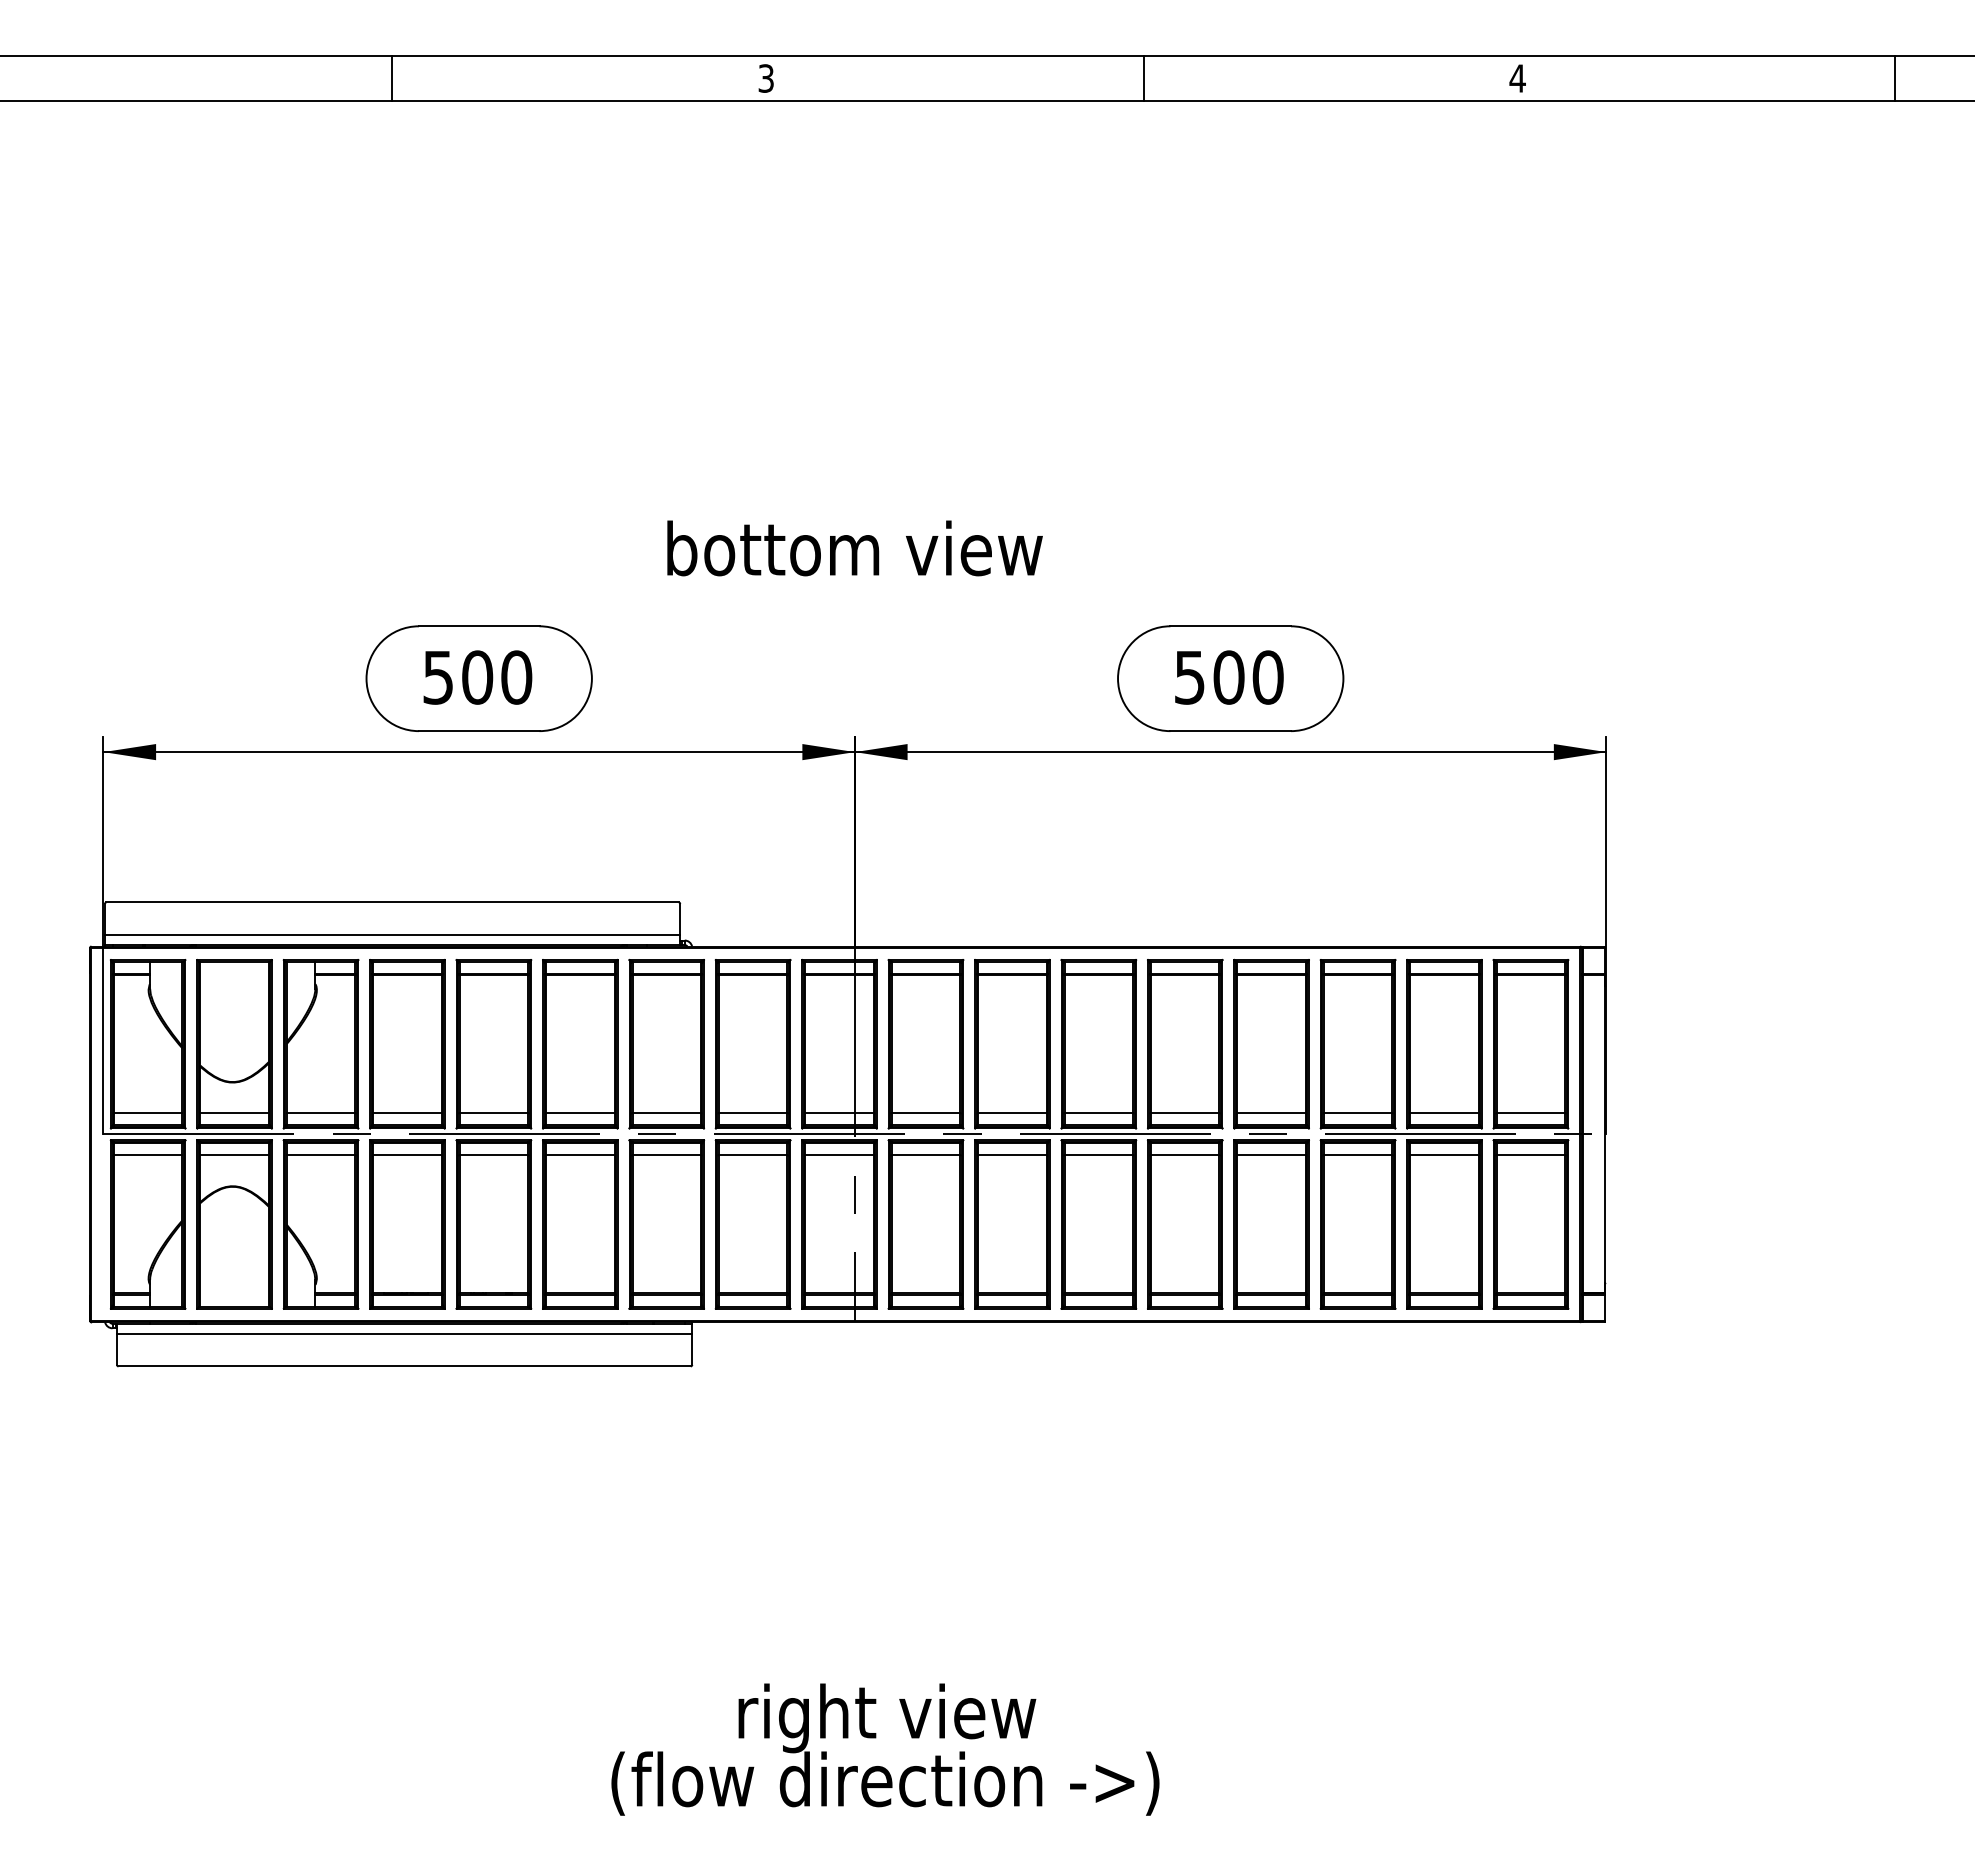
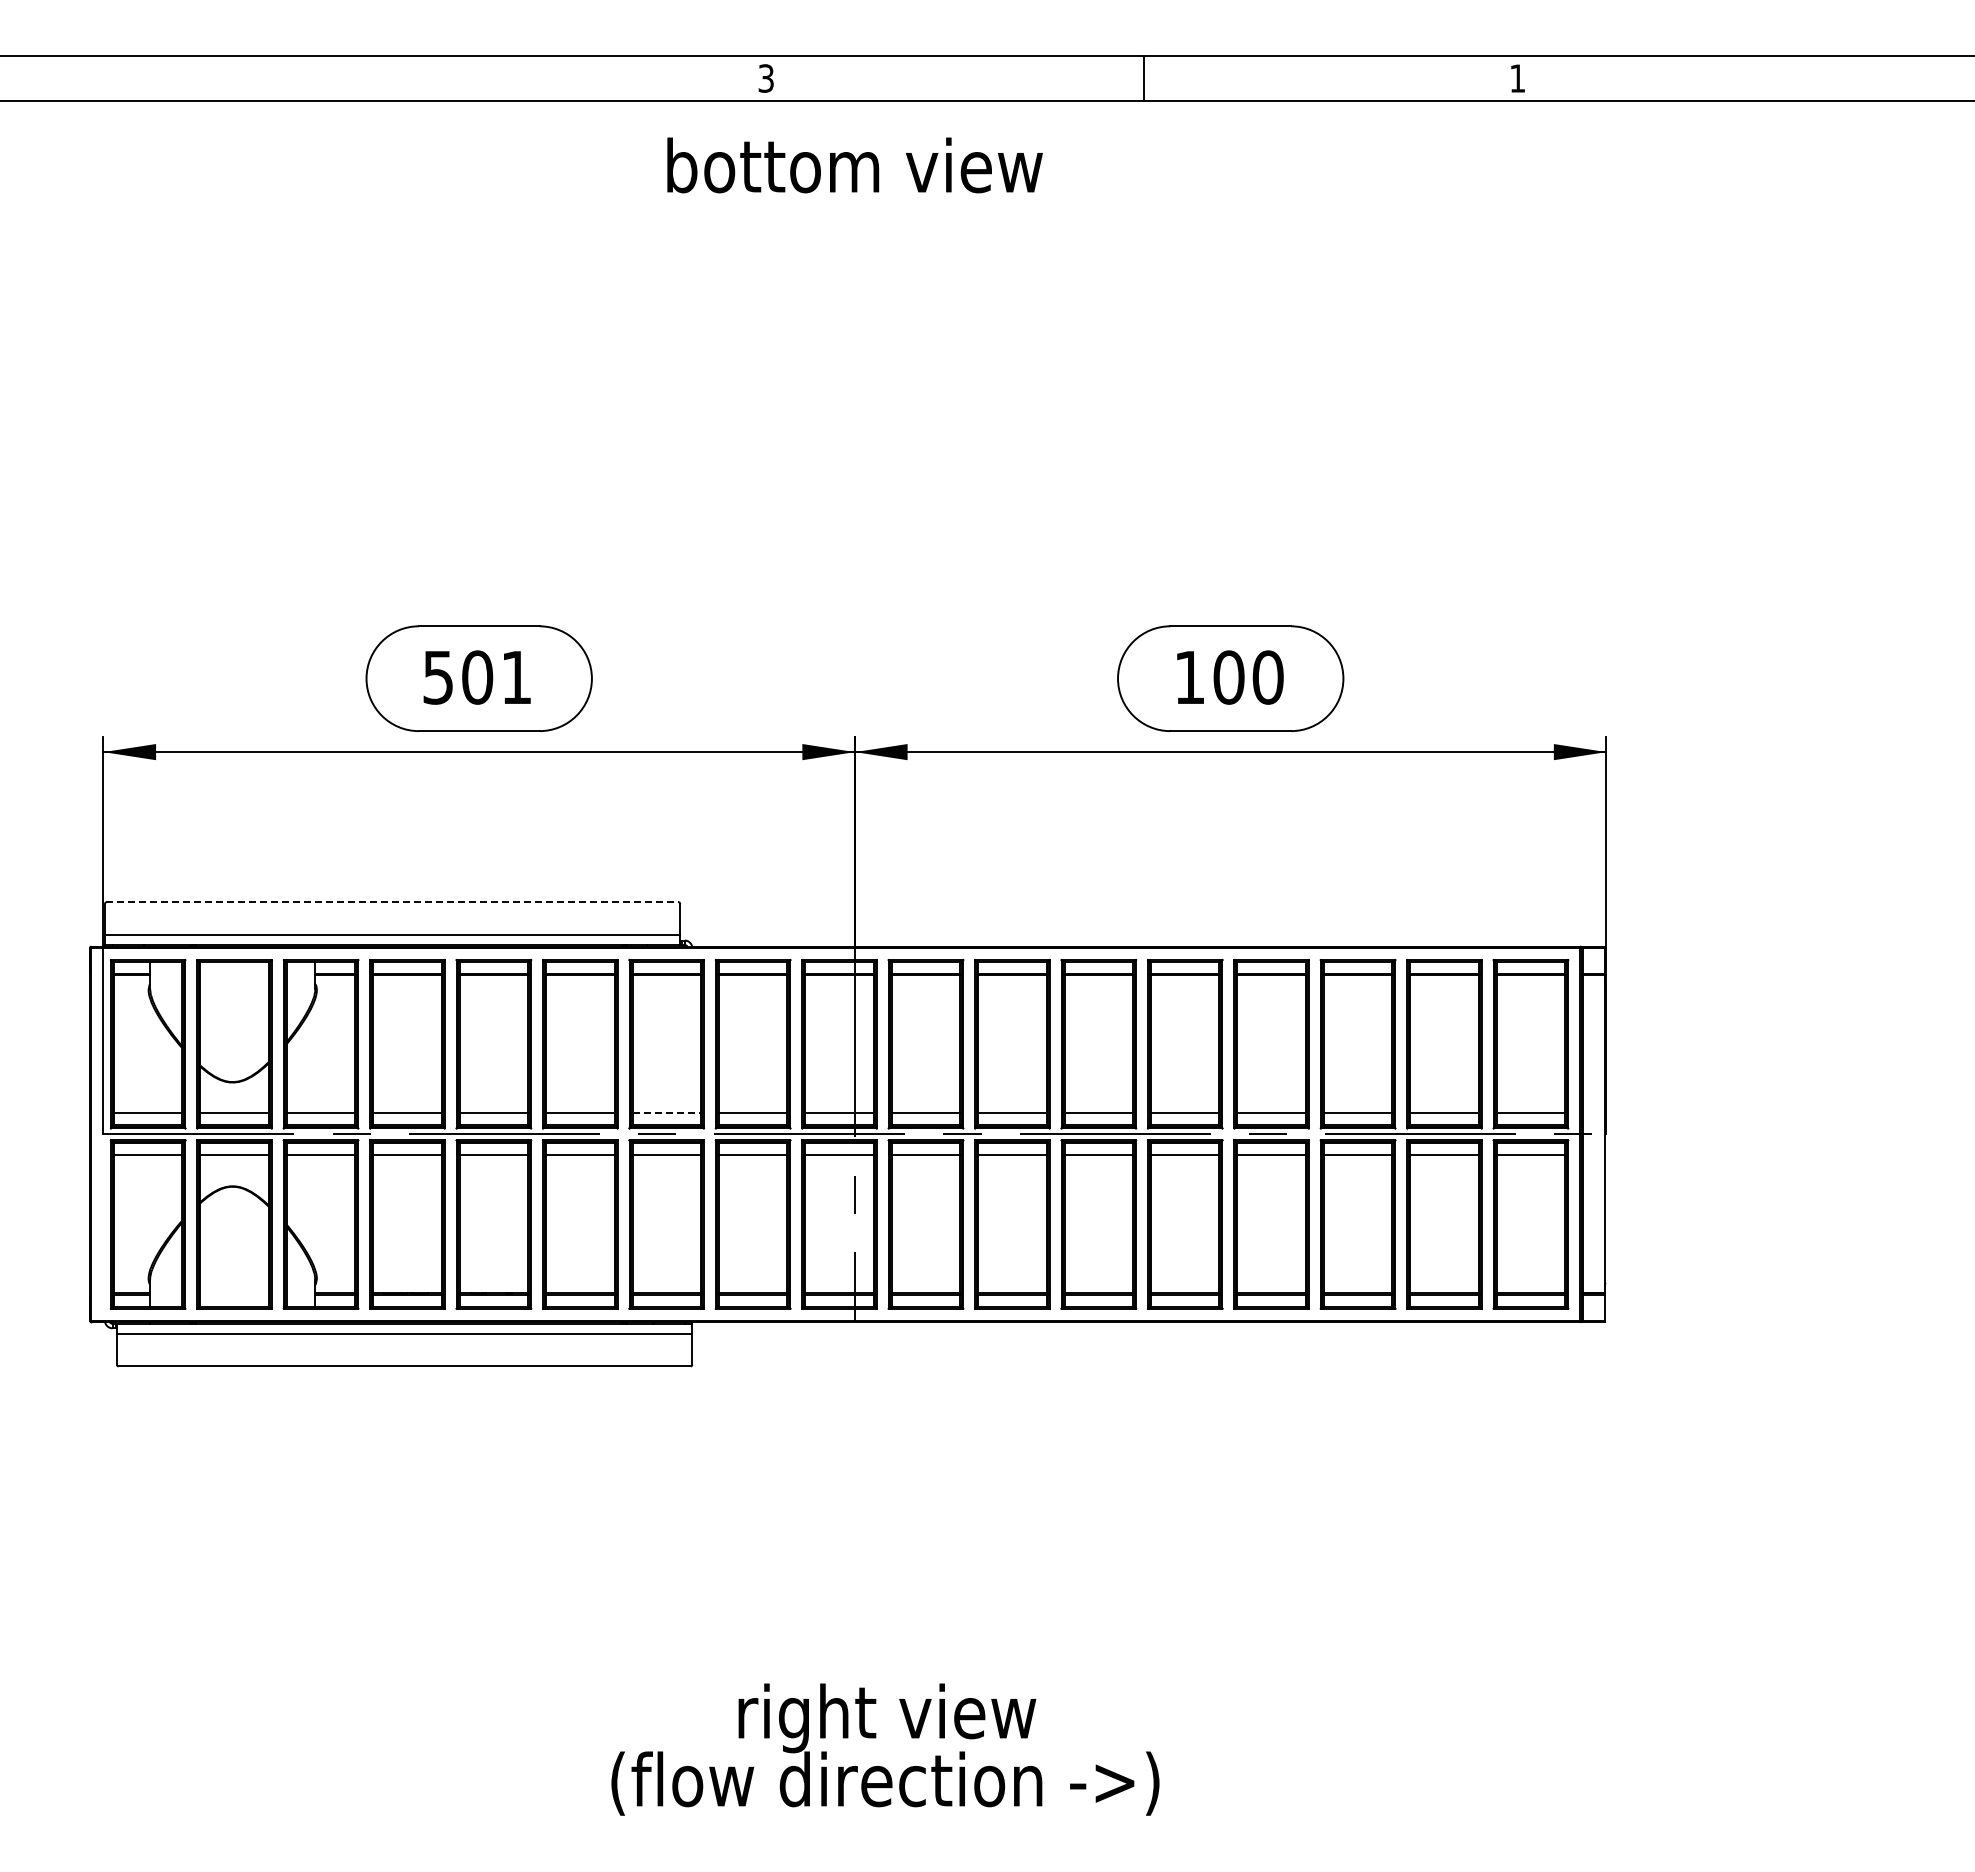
line: present -> none (392, 78)
text: 4 -> 1 (1517, 78)
line: present -> none (1895, 78)
text position: (854, 548) -> (854, 165) (854, 165)
text: 500 -> 501 (516, 677)
text: 500 -> 100 (1189, 677)
line: solid -> dashed (393, 902)
line: solid -> dashed (667, 1113)
